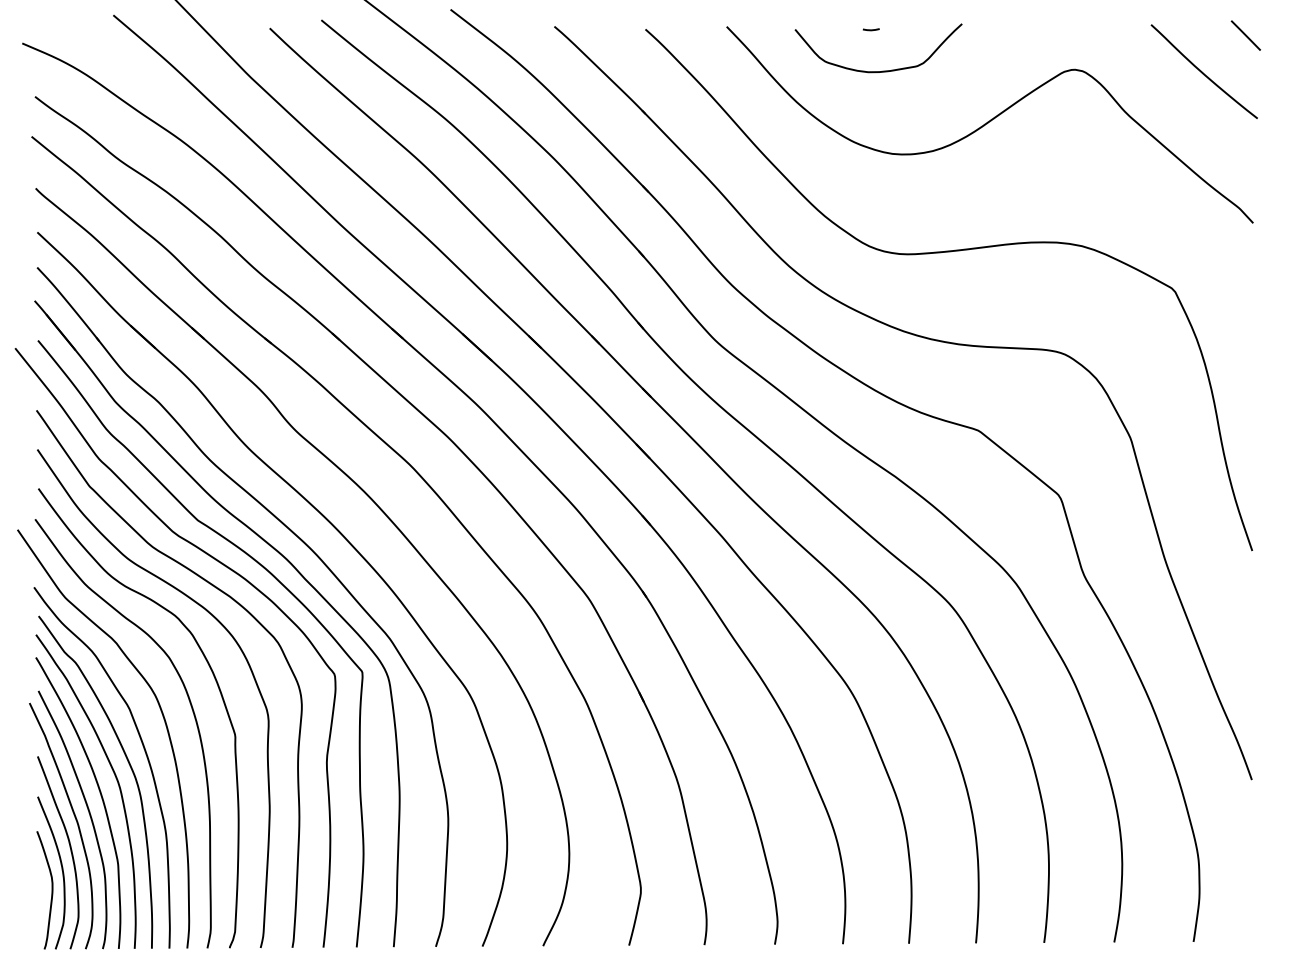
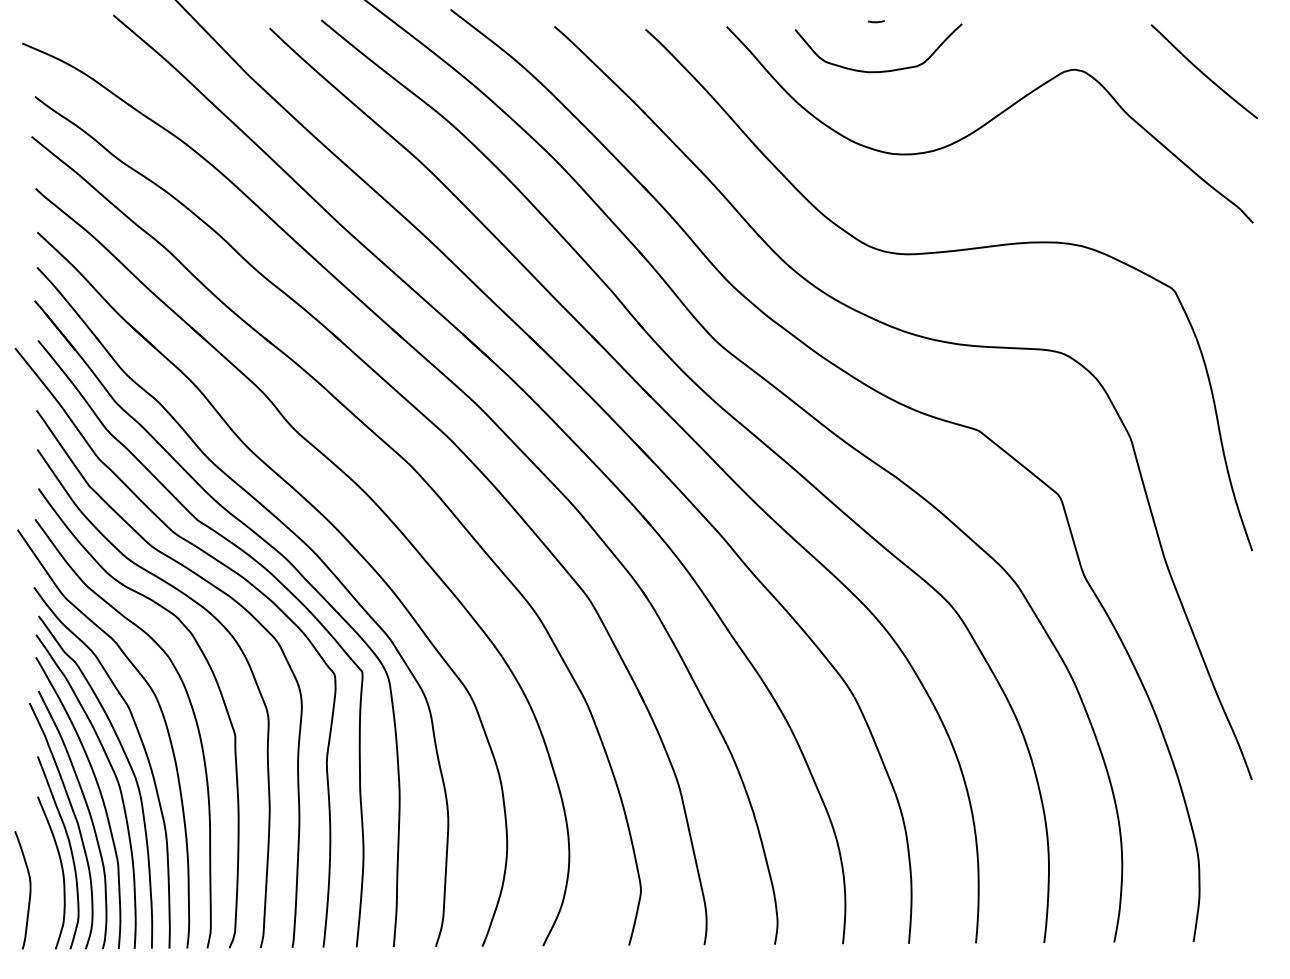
line position: (870, 29) -> (875, 21) (875, 21)
line: present -> none (1245, 35)
curve position: (51, 890) -> (29, 890) (29, 890)
